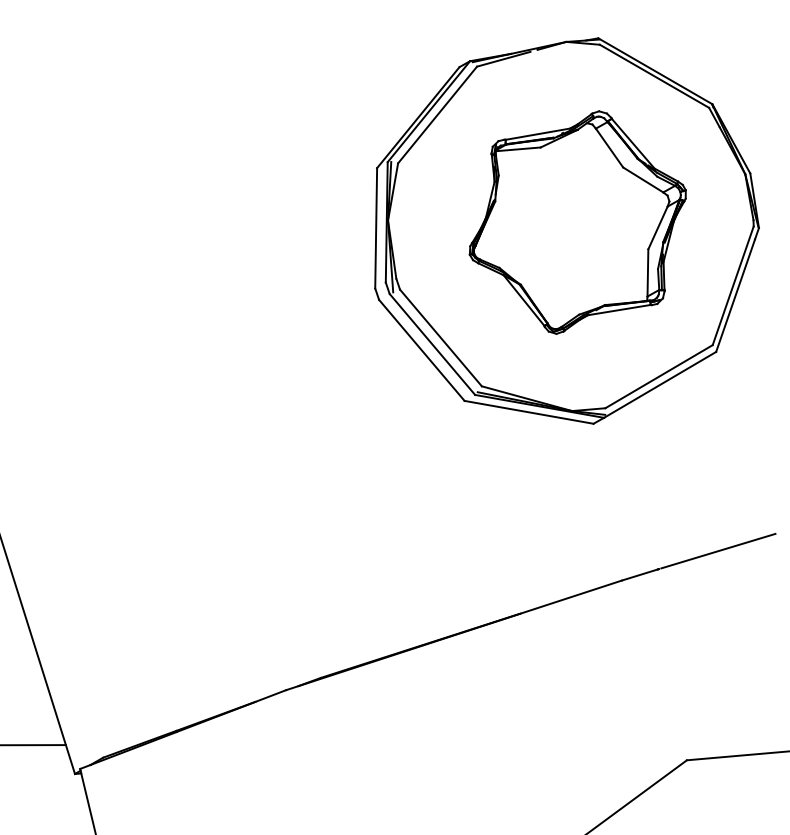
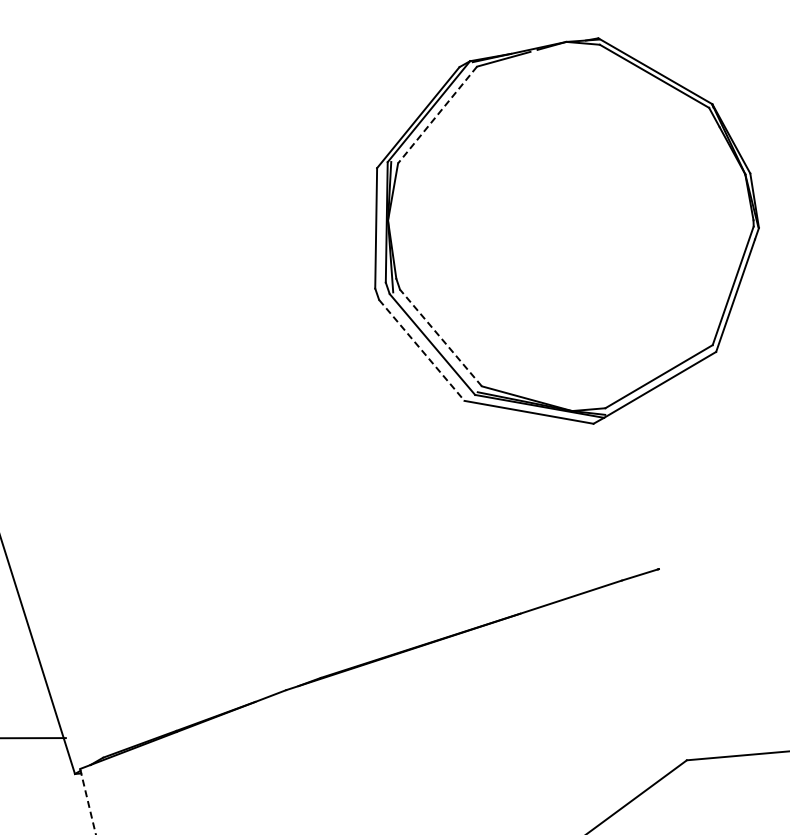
line: solid -> dashed (437, 115)
part: present -> none (577, 222)
line: solid -> dashed (440, 337)
line: solid -> dashed (422, 350)
line: present -> none (718, 550)
line position: (33, 745) -> (33, 738) (33, 738)
line: solid -> dashed (88, 801)
